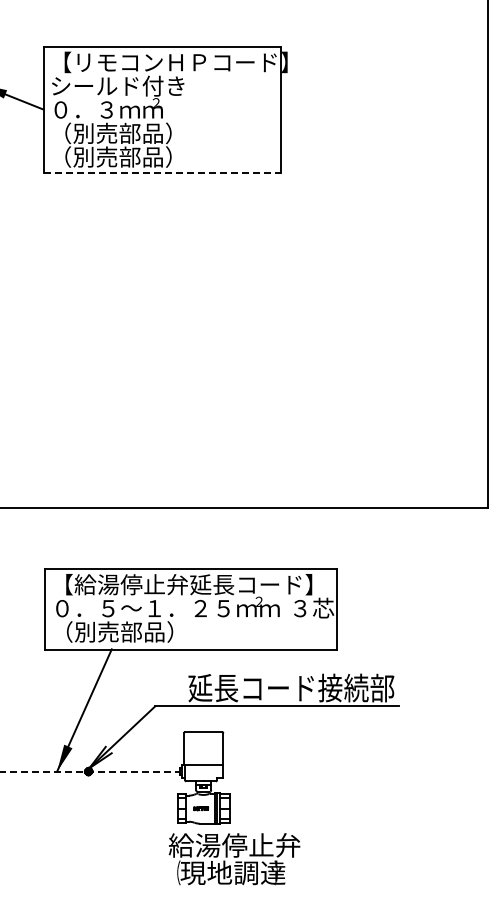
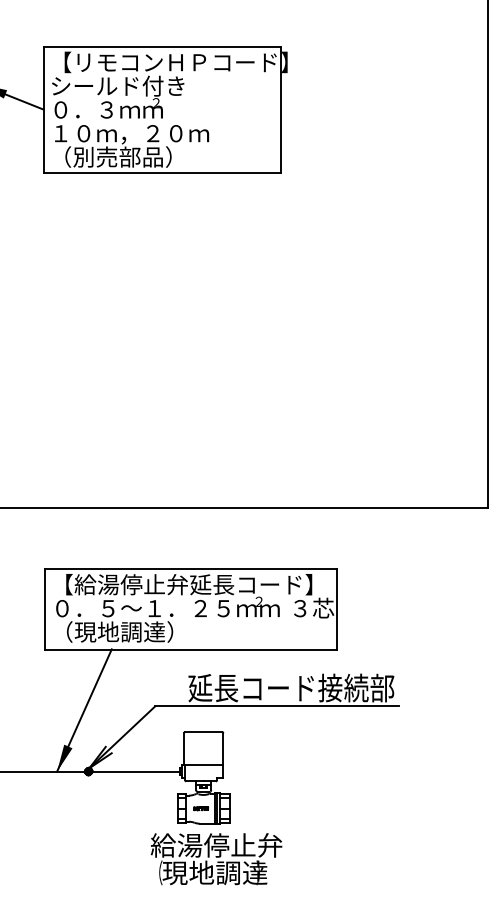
text: （別売部品） -> １０ｍ，２０ｍ (132, 133)
line: dashed -> solid (162, 173)
text: （別売部品） -> （現地調達） (119, 631)
line: dashed -> solid (90, 771)
text position: (234, 859) -> (216, 859) (216, 859)
